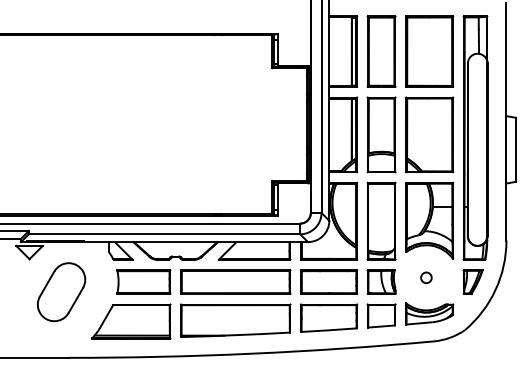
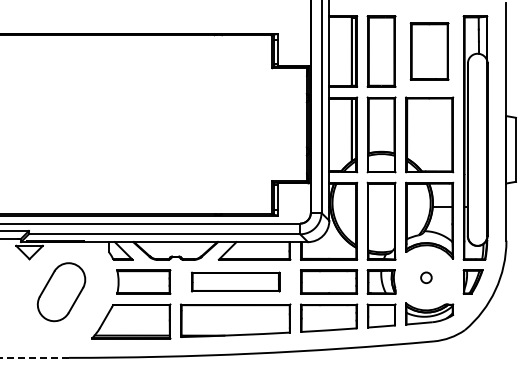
part size: 50x73 px -> 41x59 px (429, 51)
part size: 112x26 px -> 90x22 px (235, 281)
line: solid -> dashed (34, 357)
